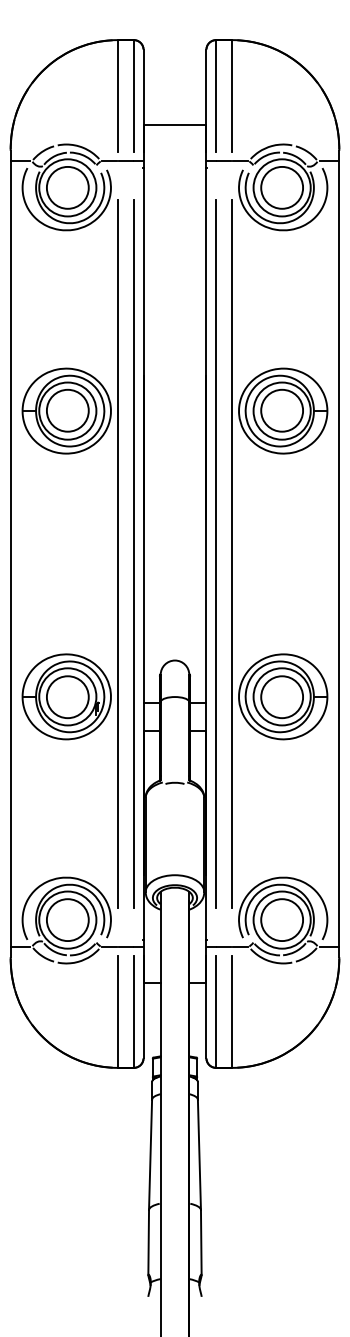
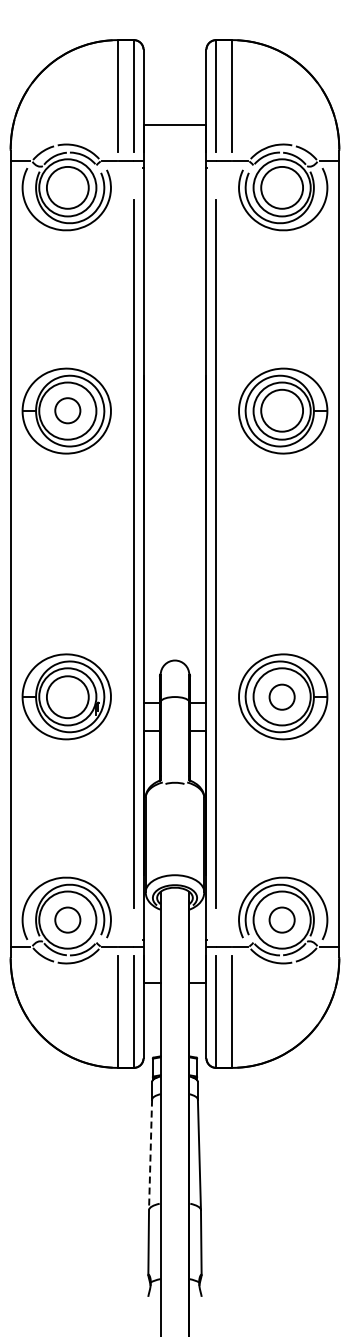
circle diameter: 42 px -> 25 px (67, 410)
line: present -> none (117, 553)
line: present -> none (232, 553)
circle diameter: 42 px -> 25 px (281, 696)
circle diameter: 42 px -> 25 px (67, 919)
circle diameter: 42 px -> 25 px (281, 919)
line: solid -> dashed (150, 1155)
